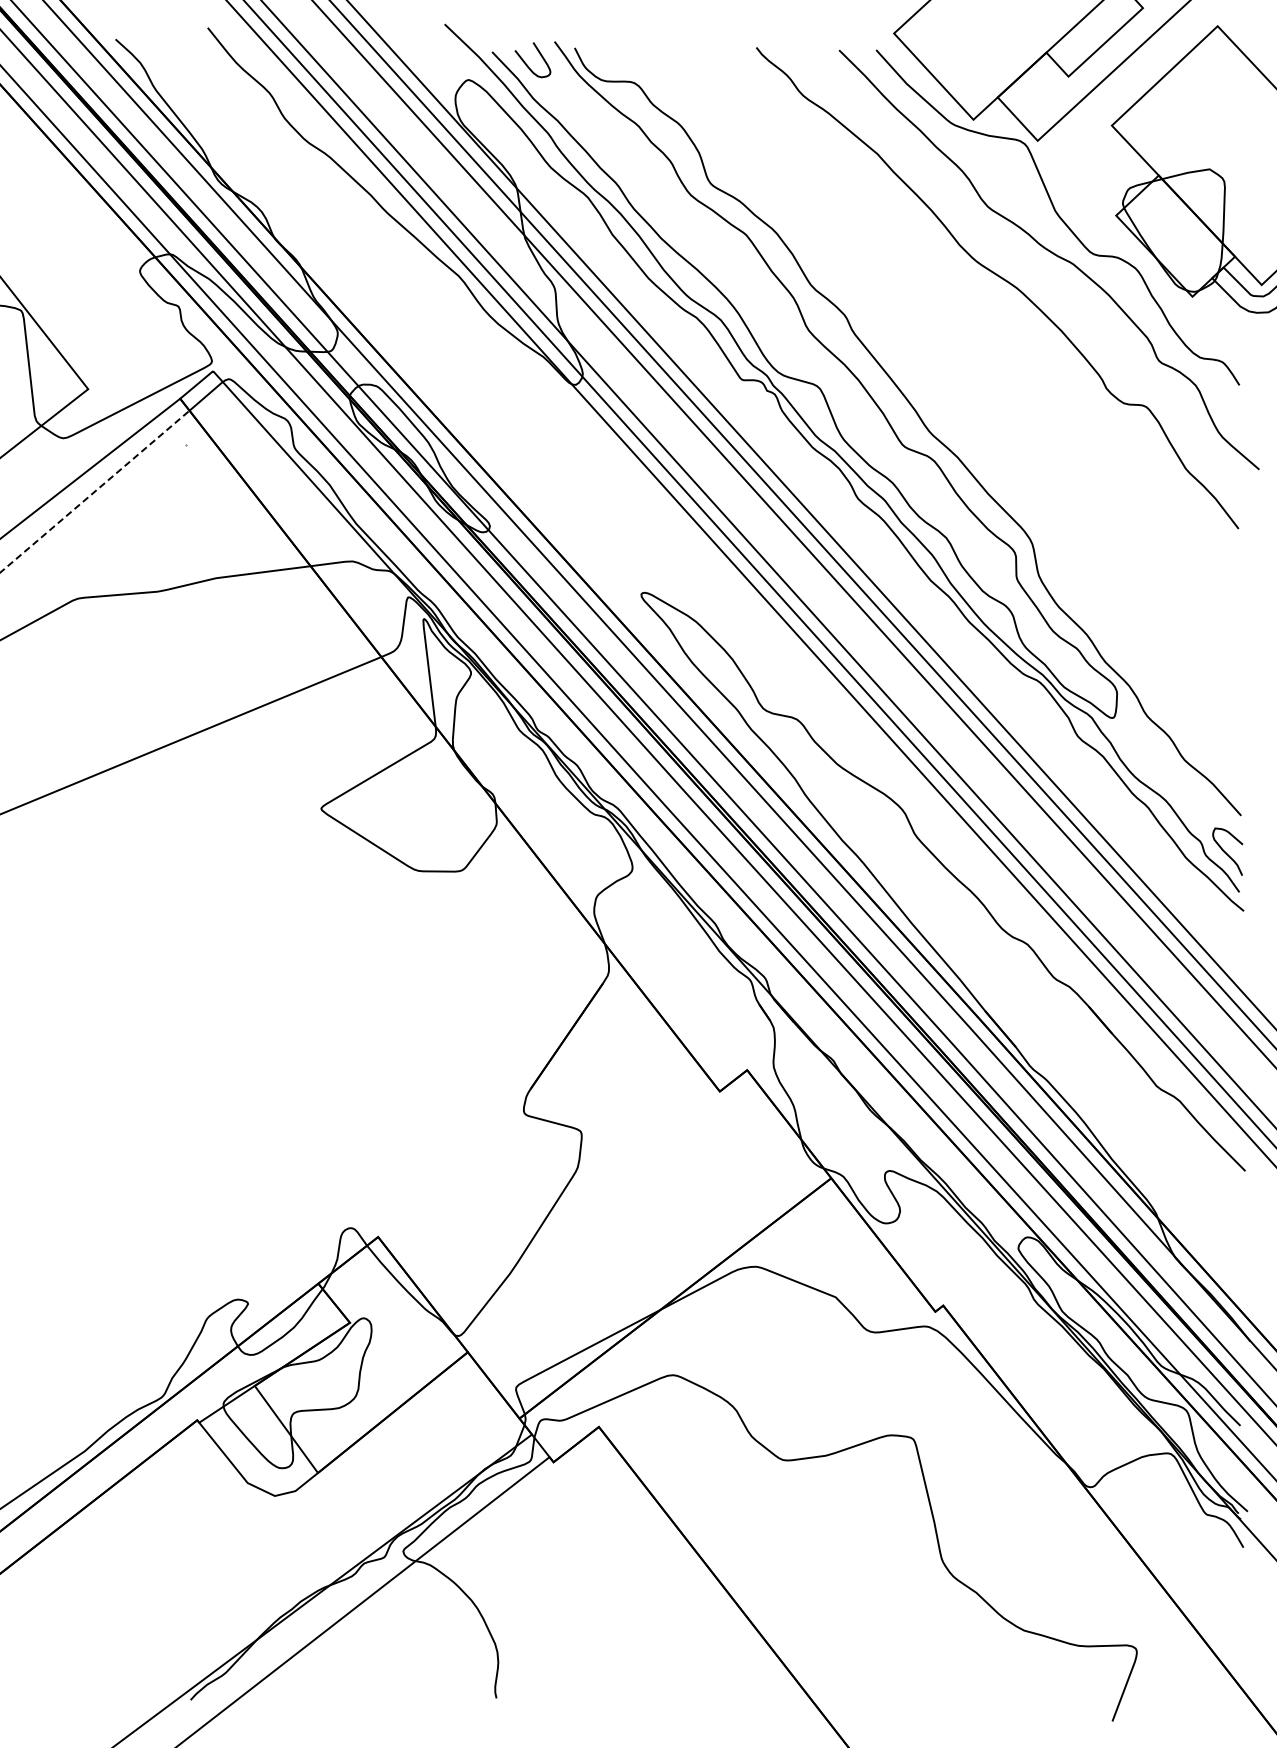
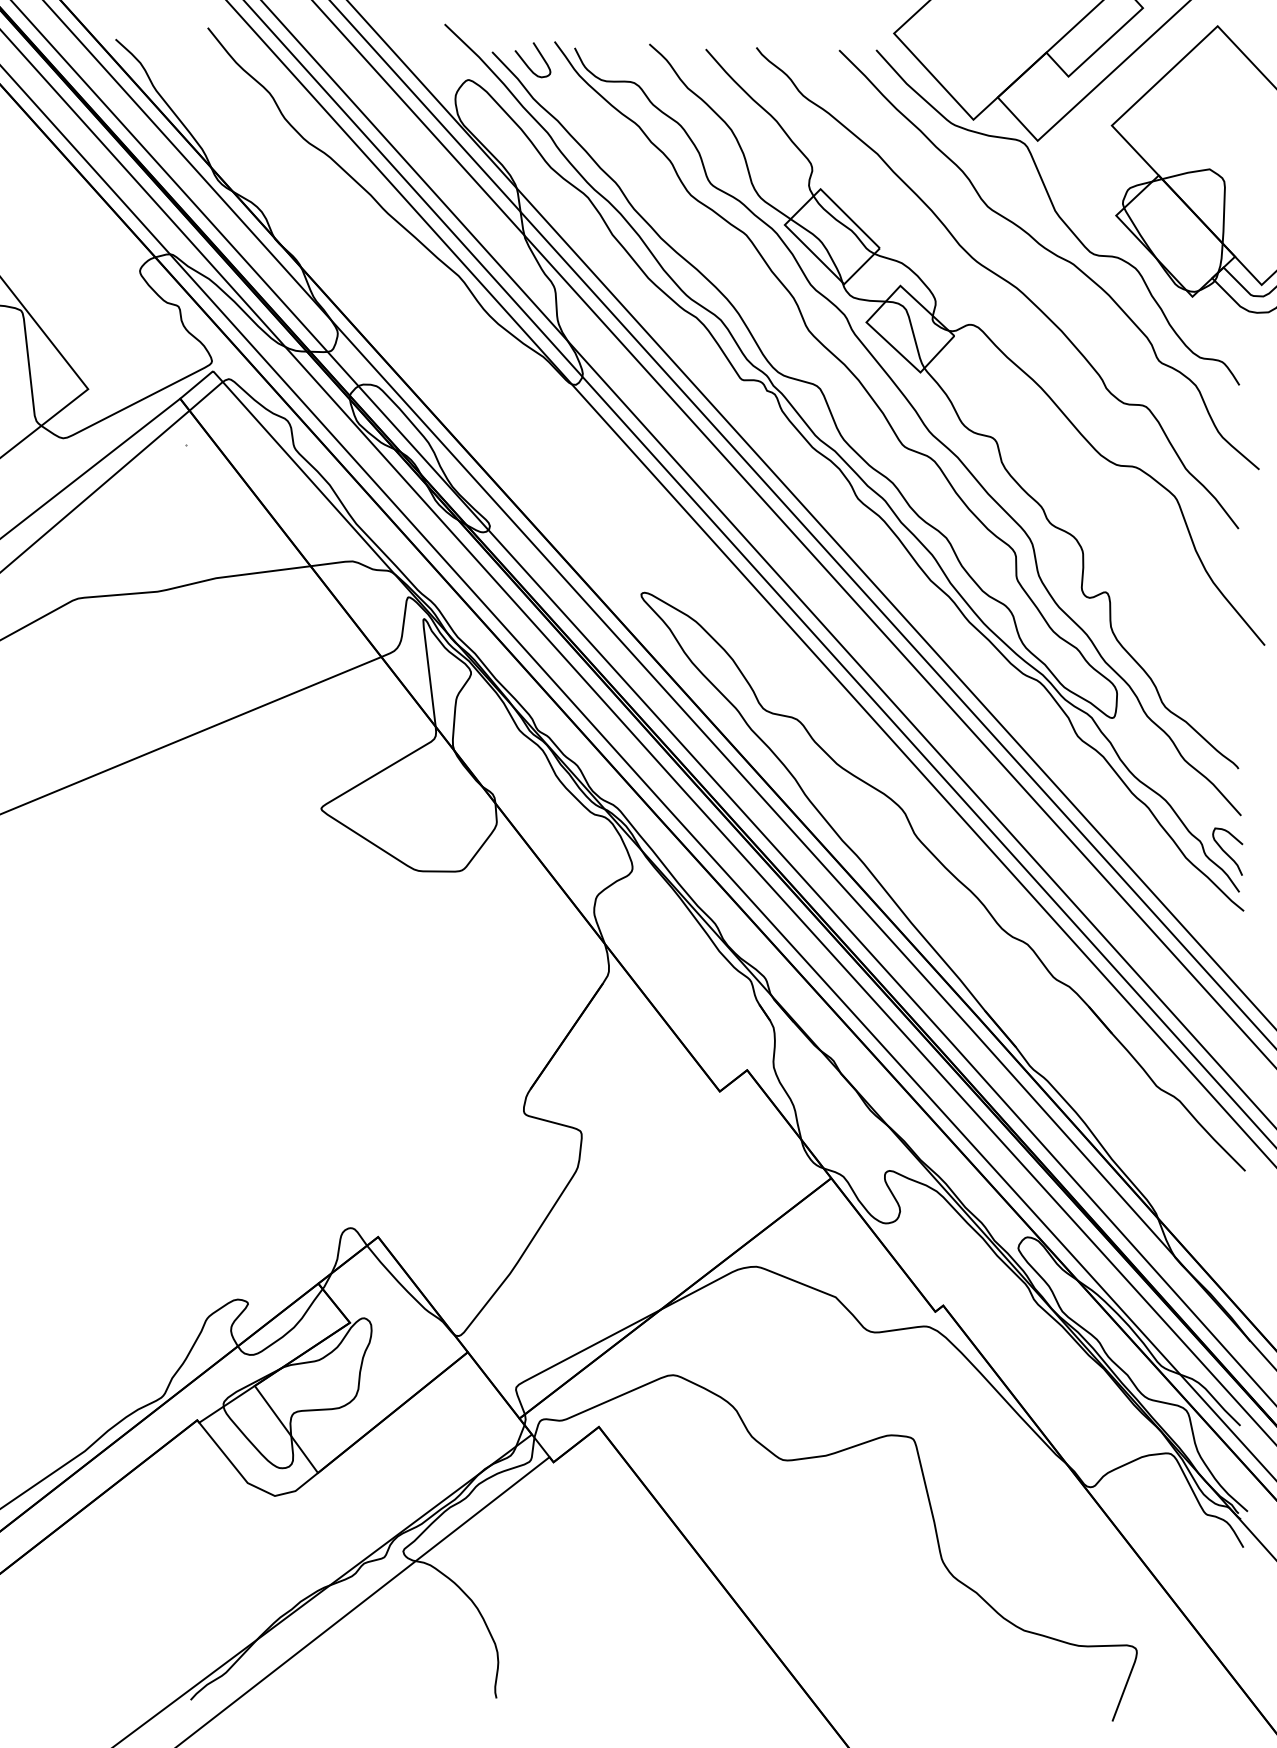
part: none -> present (957, 406)
line: dashed -> solid (94, 491)
